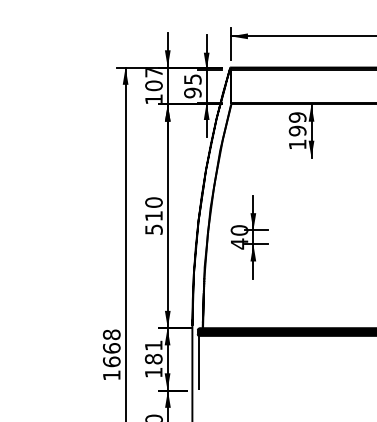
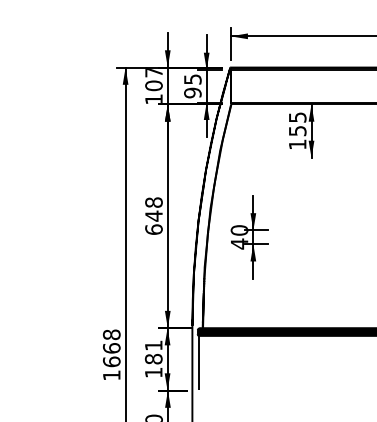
text: 199 -> 155 (297, 124)
text: 510 -> 648 (153, 215)
